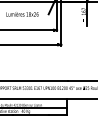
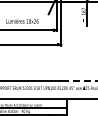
text position: (22, 14) -> (22, 21) (22, 21)
line: solid -> dashed (82, 80)
